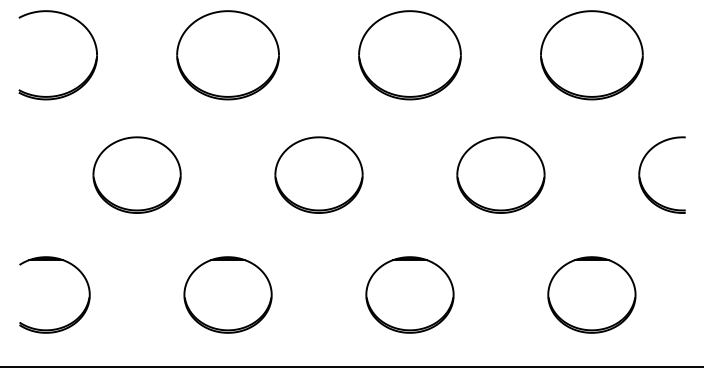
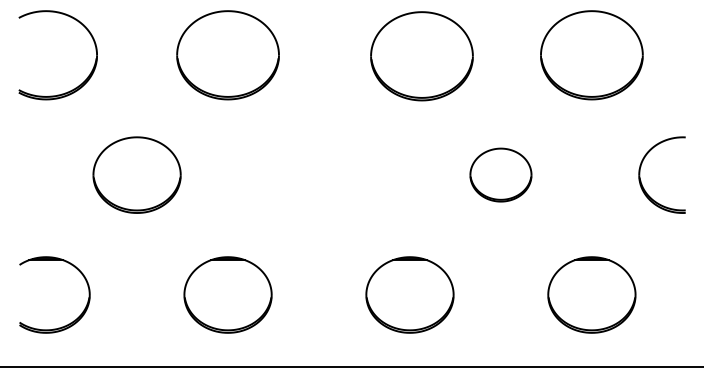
part position: (409, 55) -> (421, 56) (421, 56)
part: present -> none (318, 174)
part size: 90x78 px -> 64x56 px (500, 174)
